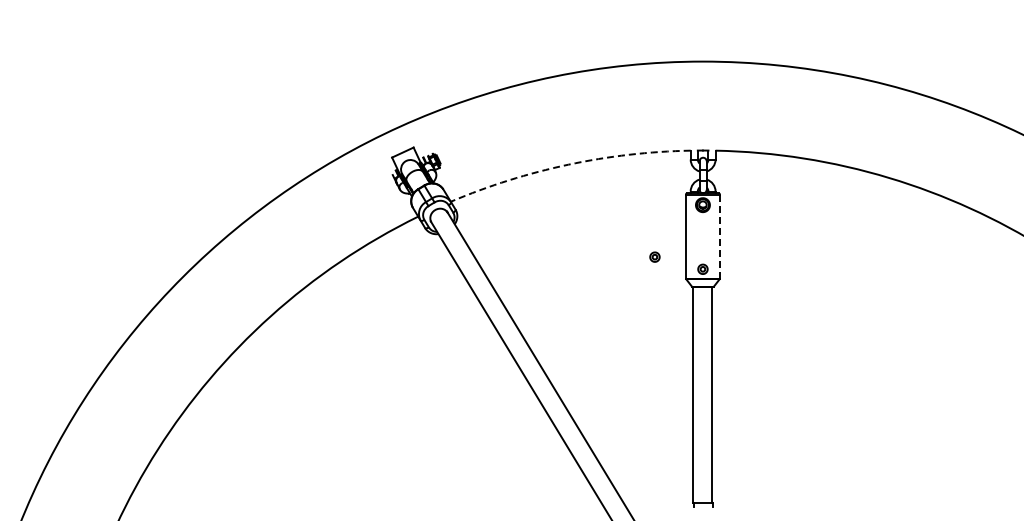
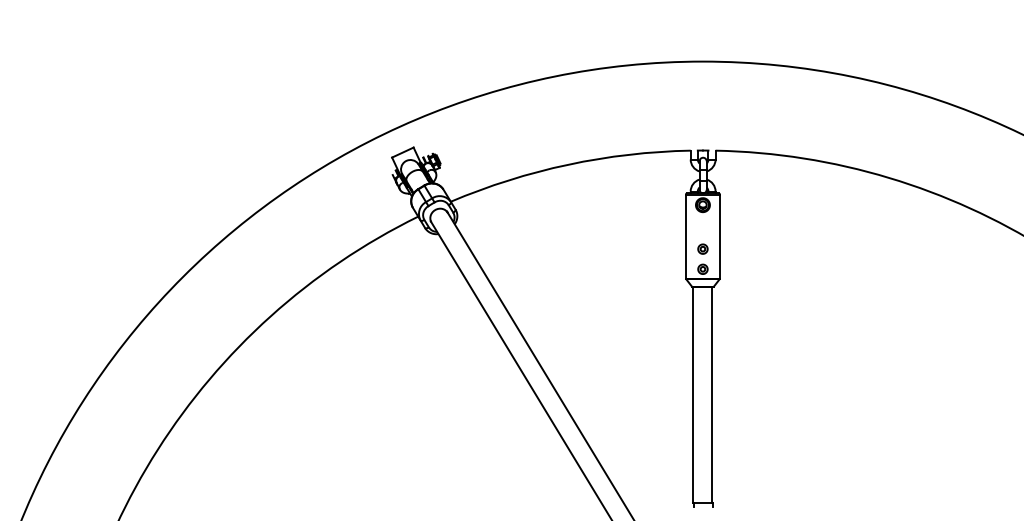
arc: dashed -> solid (568, 164)
line: dashed -> solid (719, 236)
part position: (654, 256) -> (702, 248) (702, 248)
